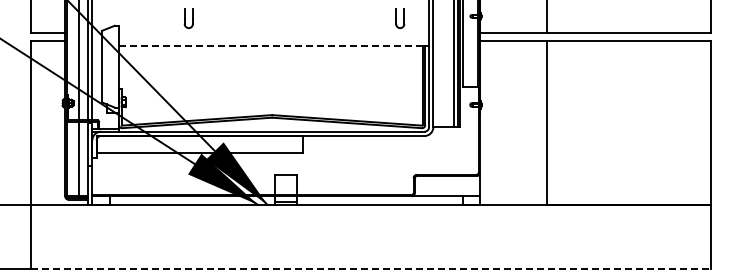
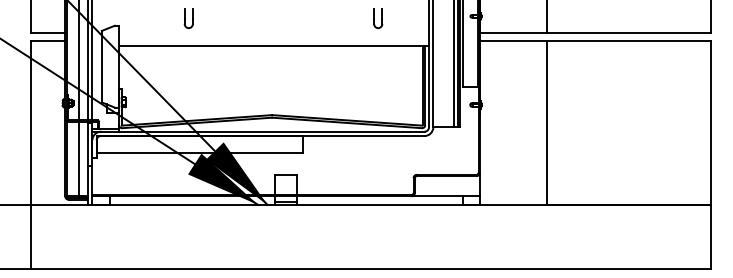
part position: (400, 18) -> (378, 18) (378, 18)
line: dashed -> solid (270, 45)
line: dashed -> solid (371, 269)
